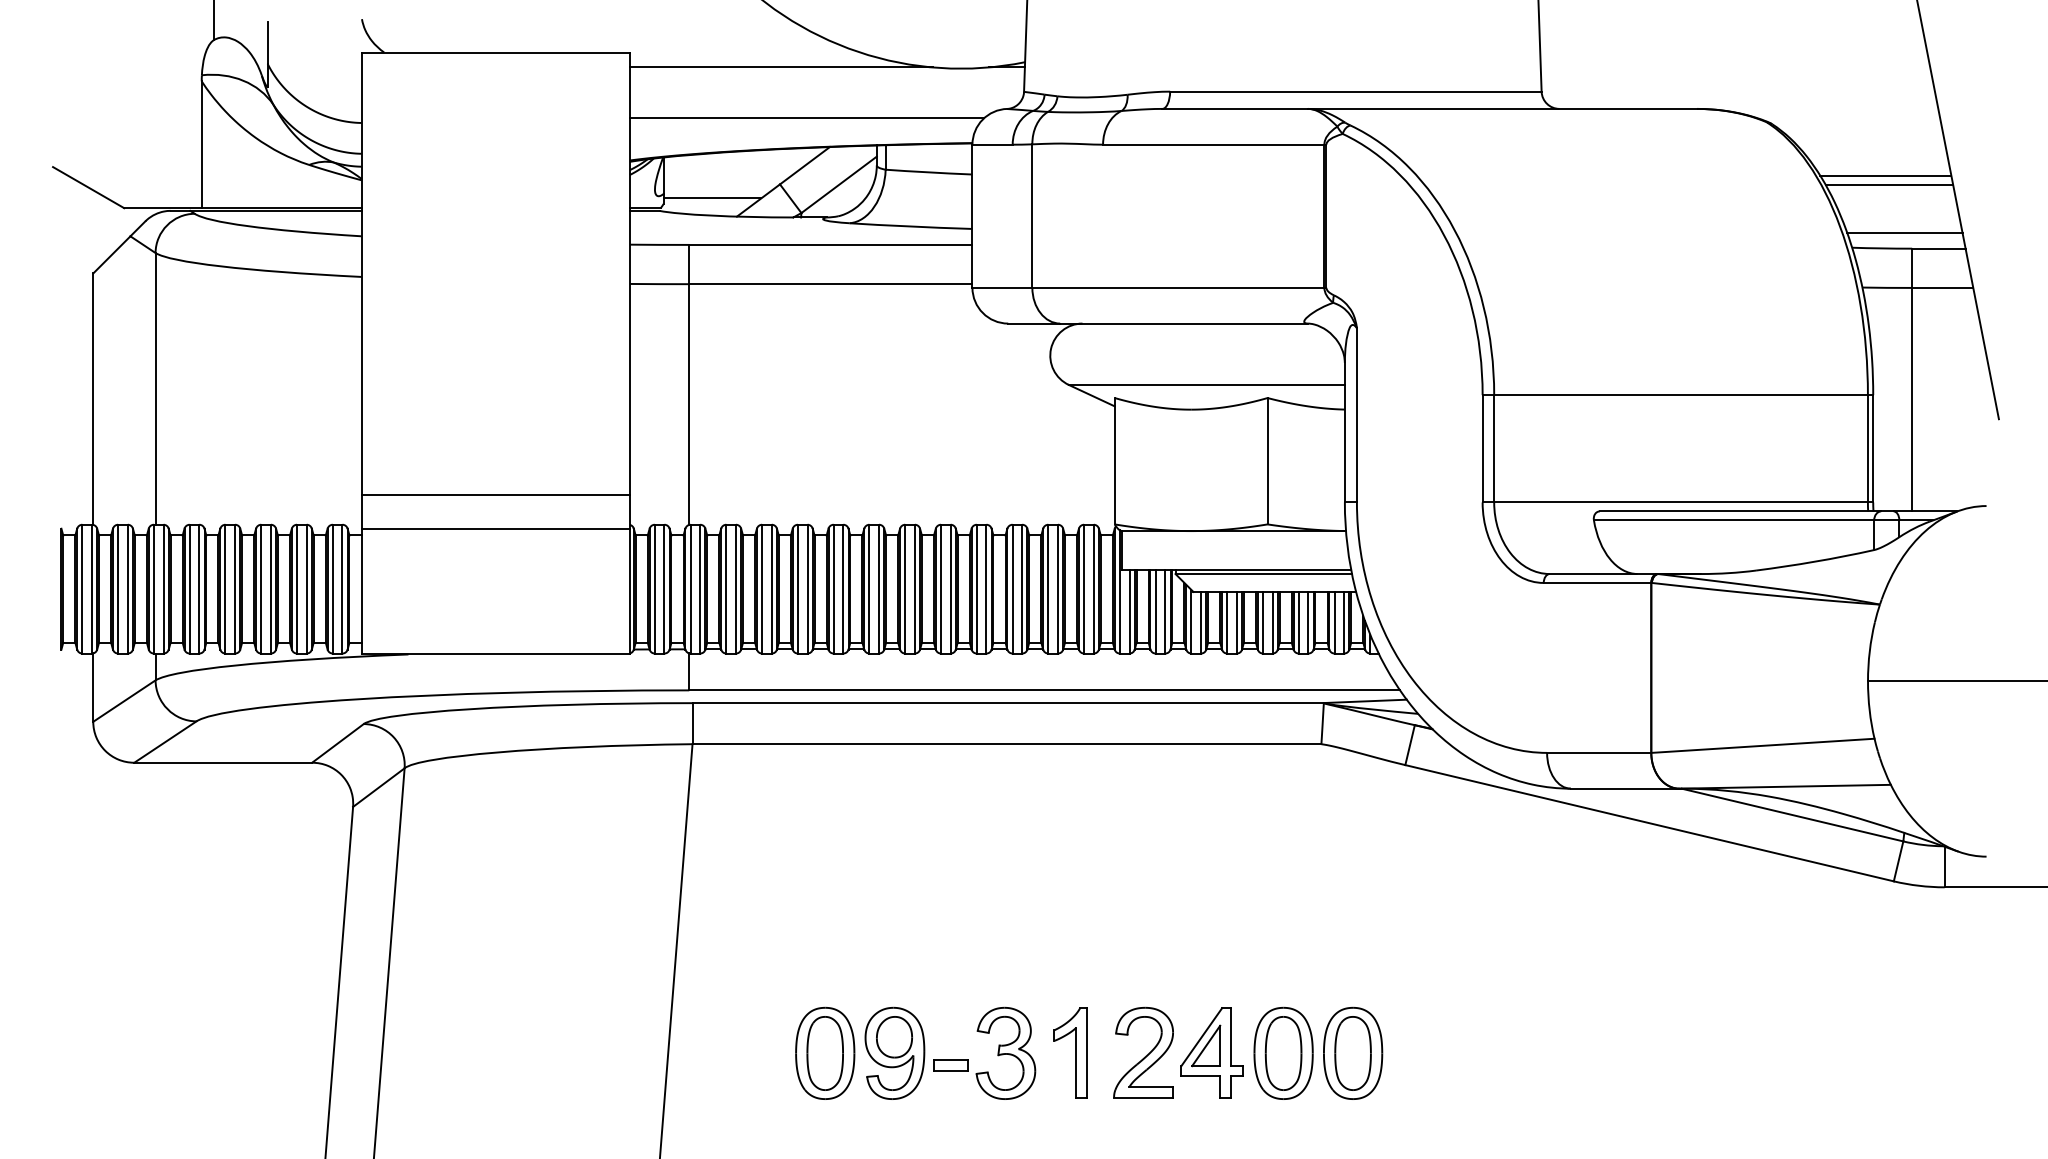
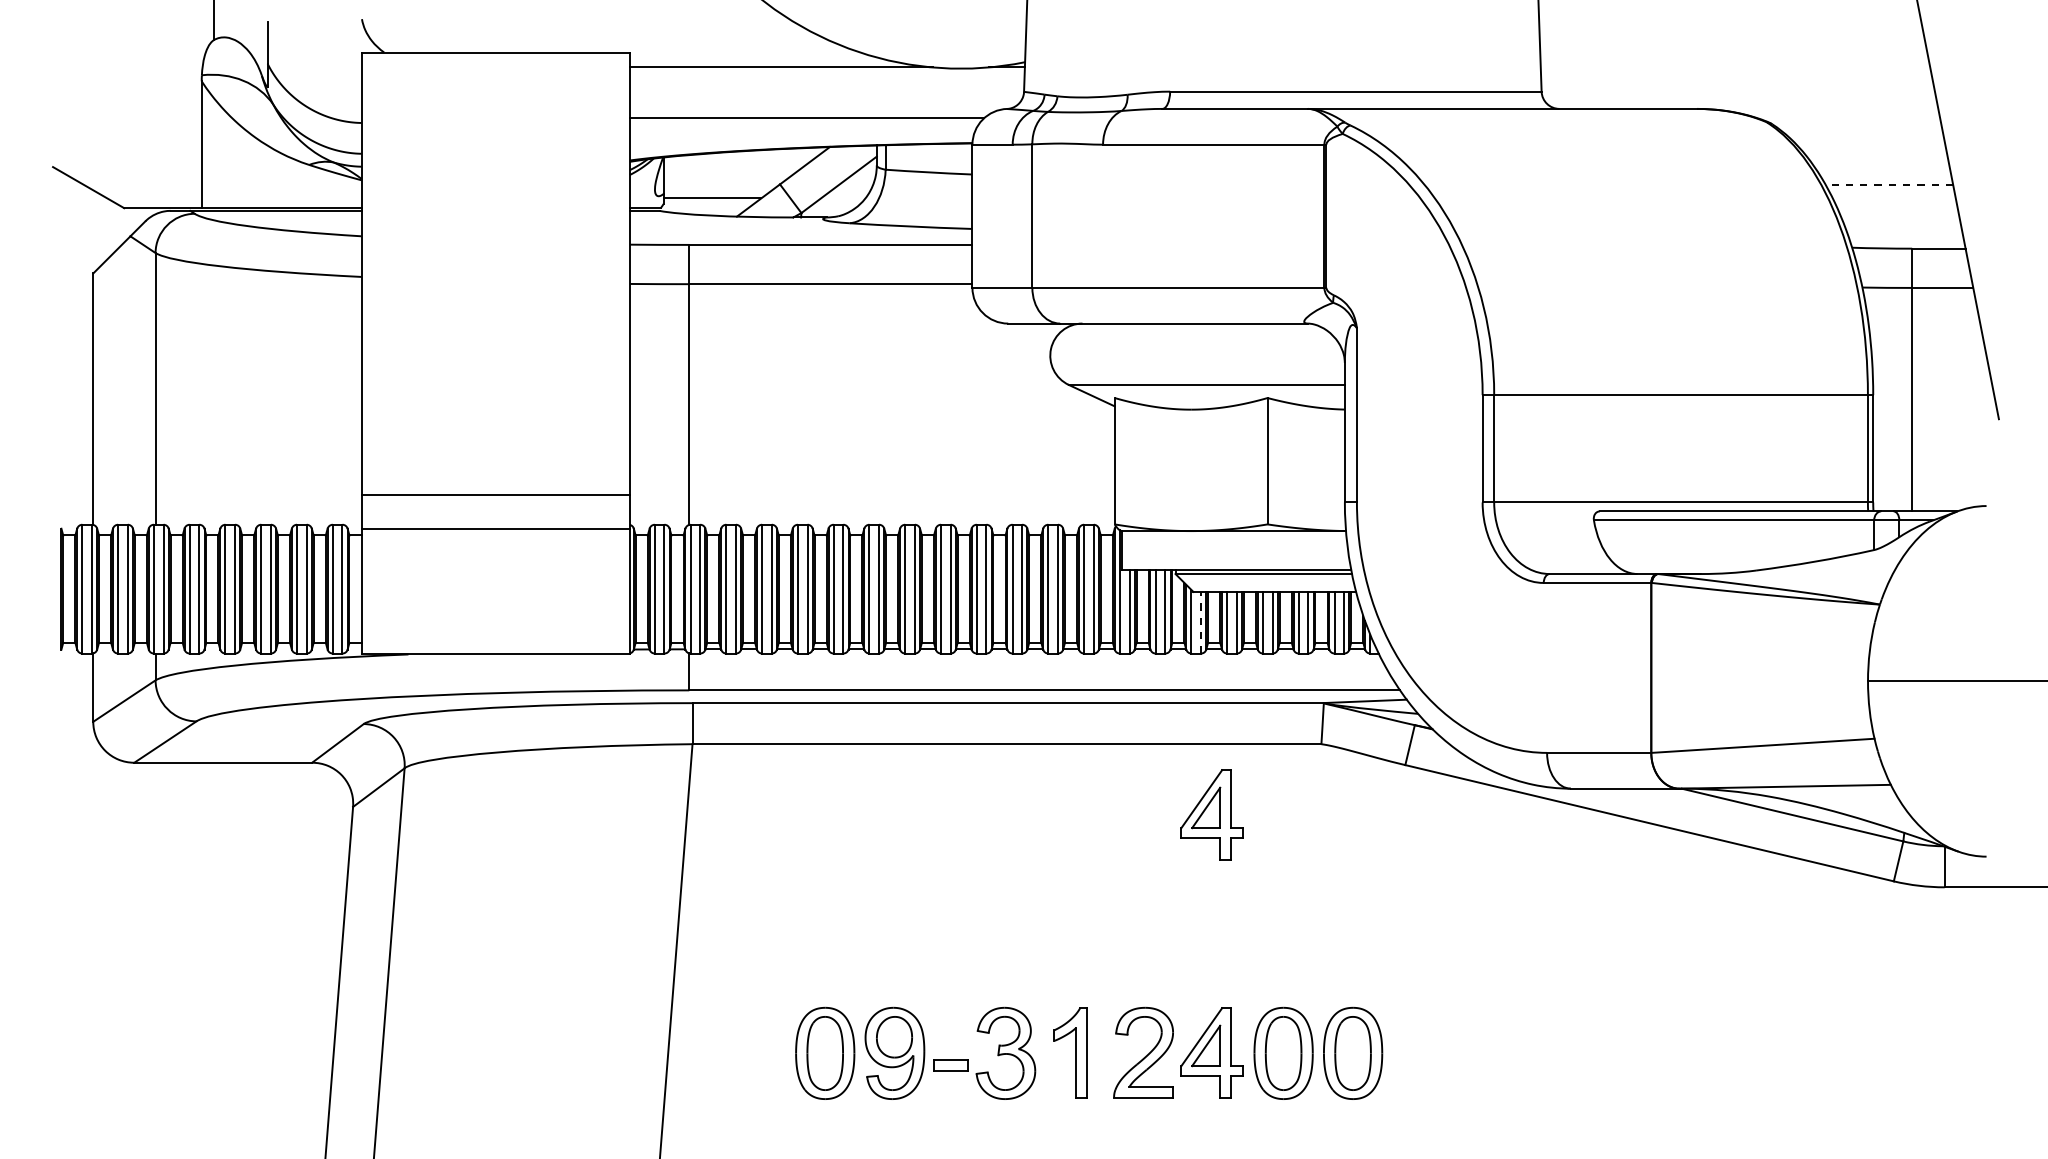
line: present -> none (1885, 176)
line: solid -> dashed (1889, 184)
line: present -> none (1904, 232)
line: solid -> dashed (1201, 622)
part: none -> present (1211, 814)
